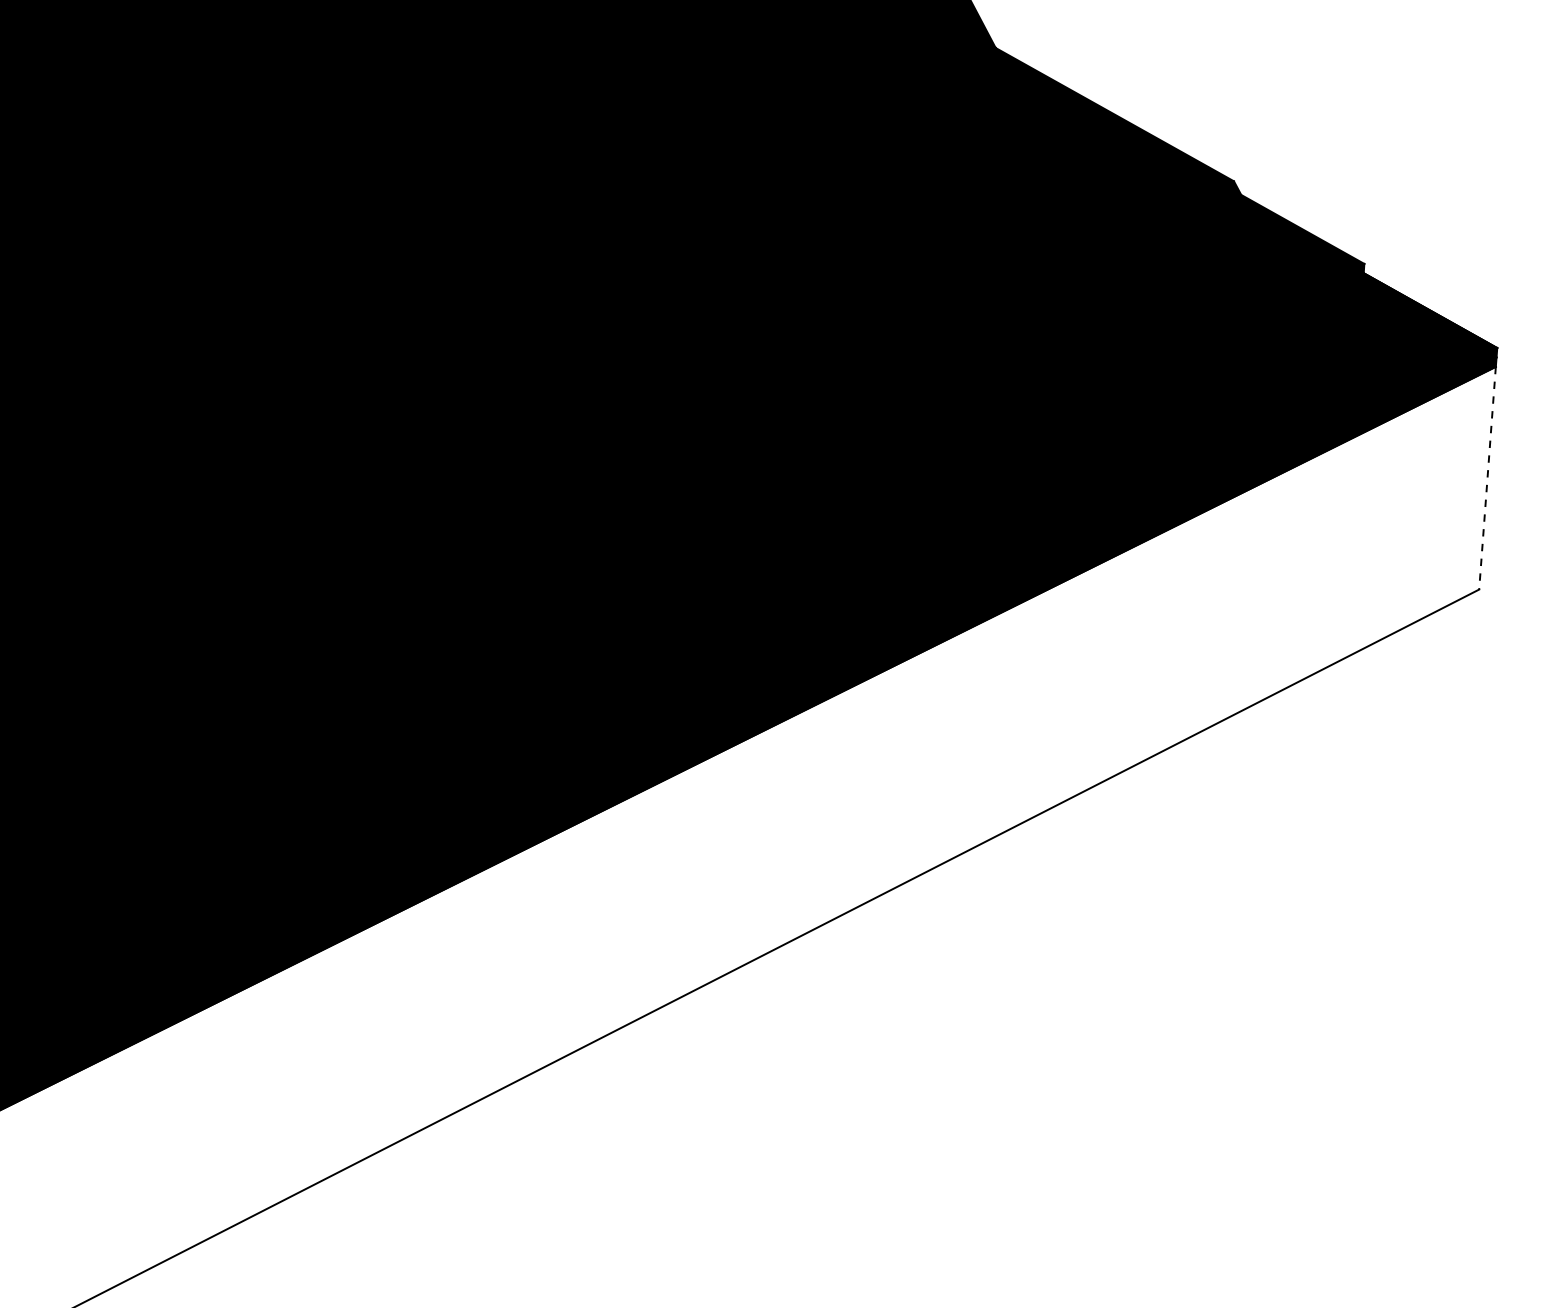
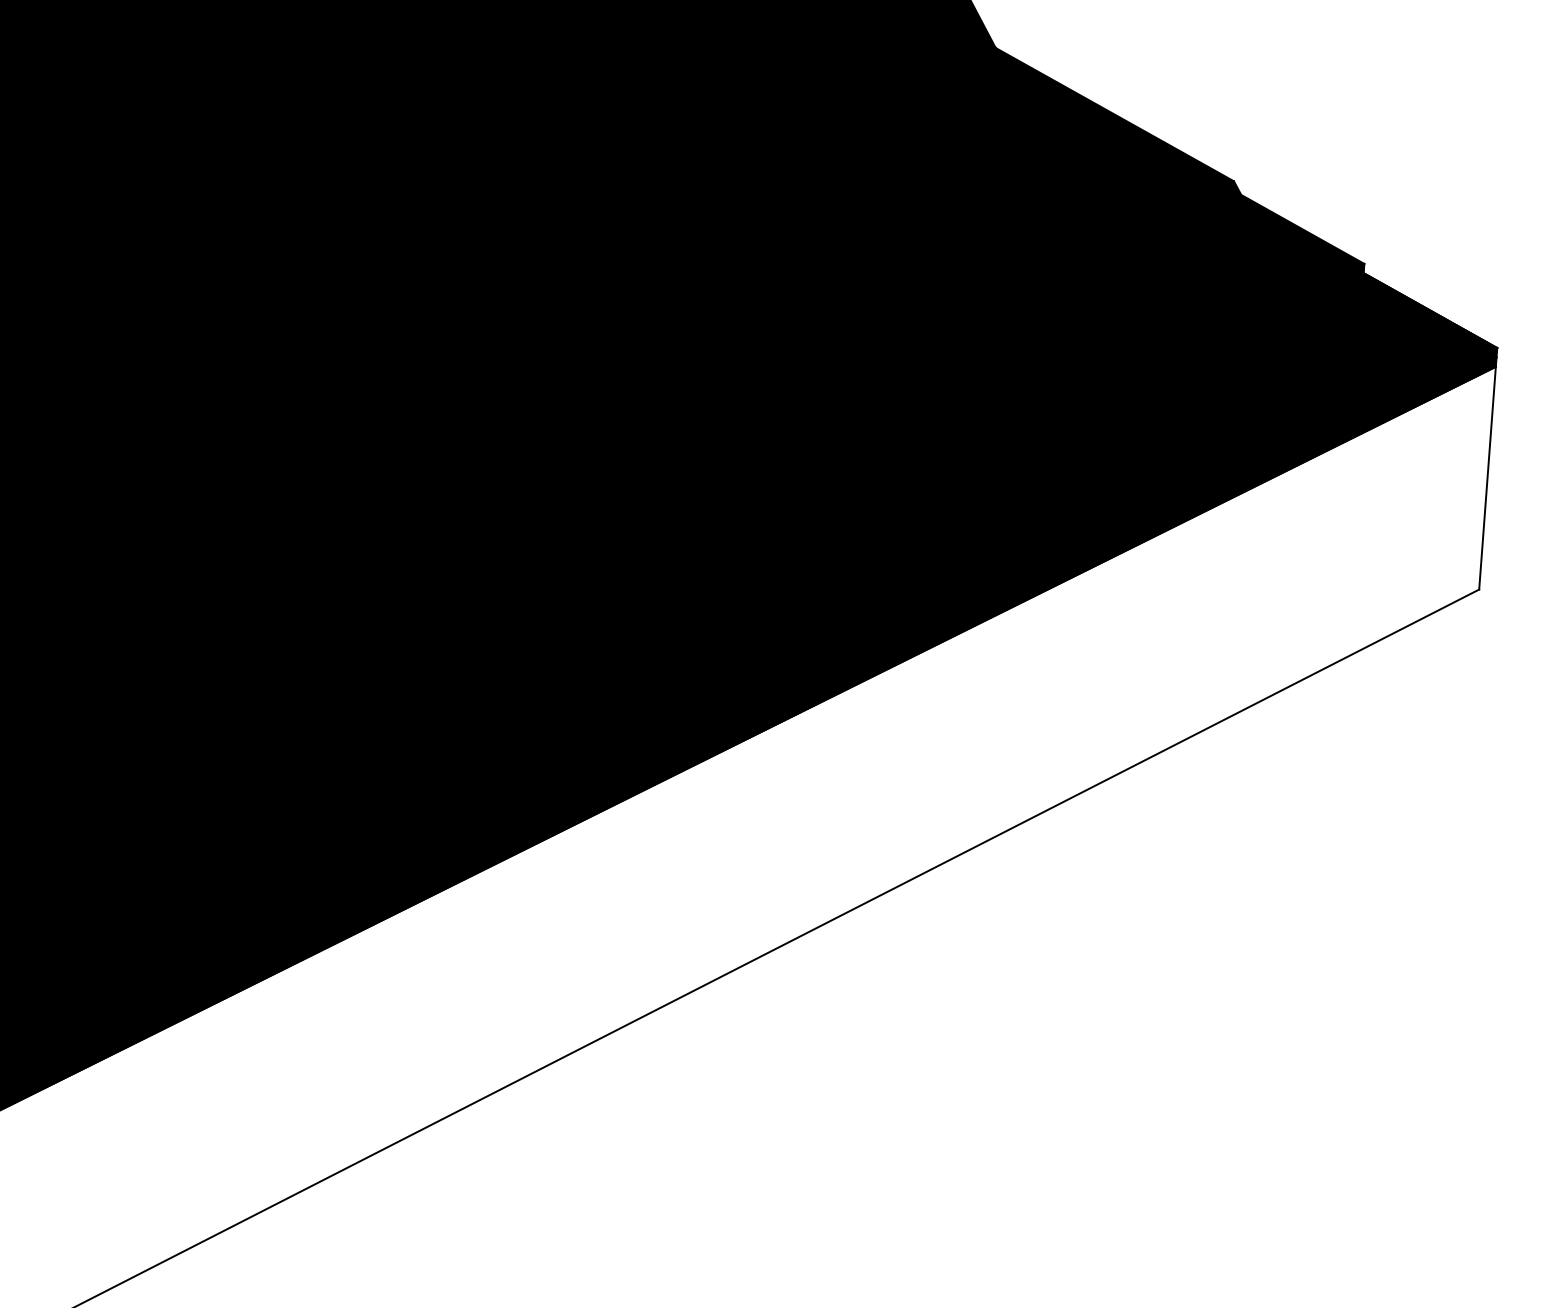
line: dashed -> solid (1487, 478)
